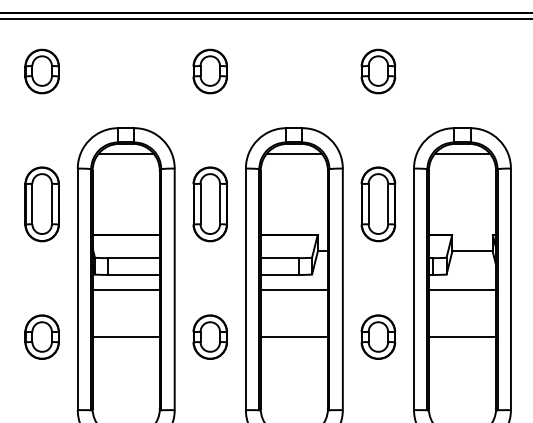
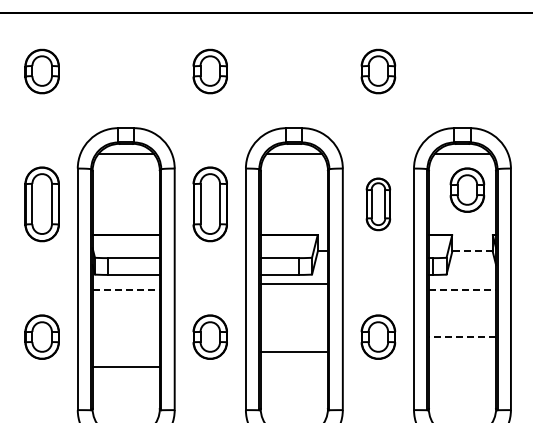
line: present -> none (265, 19)
part: none -> present (467, 189)
part size: 37x77 px -> 27x55 px (378, 204)
line: solid -> dashed (472, 251)
line: solid -> dashed (126, 290)
line position: (293, 290) -> (293, 284) (293, 284)
line: solid -> dashed (462, 290)
line position: (125, 337) -> (125, 367) (125, 367)
line position: (293, 337) -> (293, 352) (293, 352)
line: solid -> dashed (462, 337)
